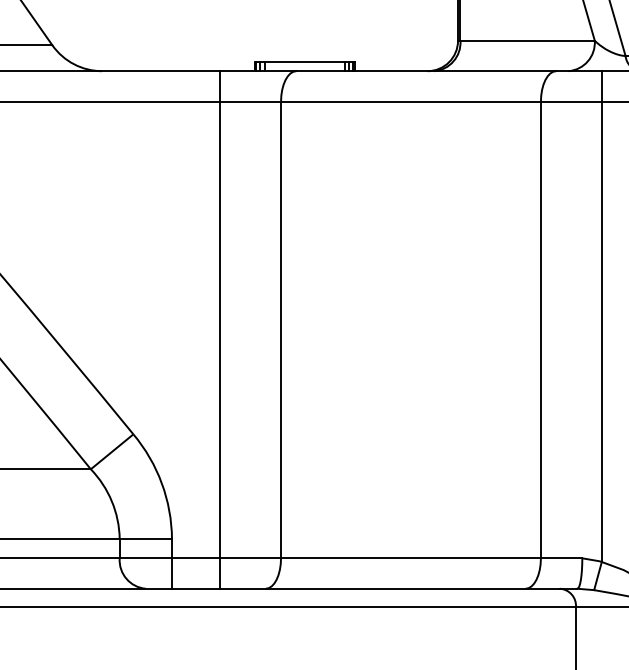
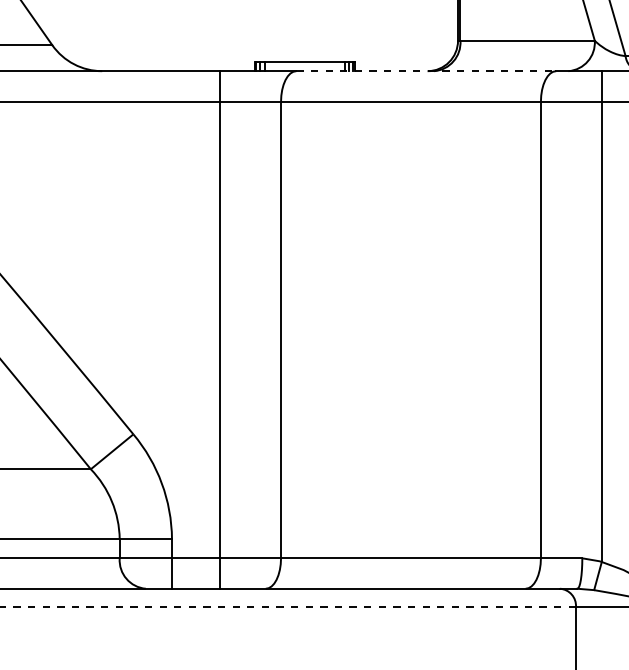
line: solid -> dashed (426, 71)
line: solid -> dashed (288, 607)
